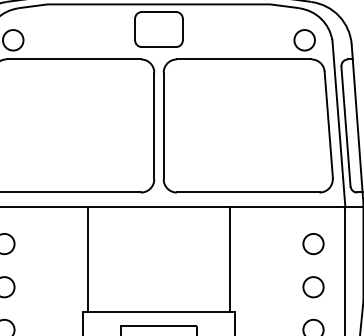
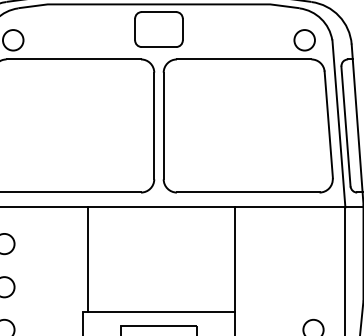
circle: present -> none (313, 244)
line position: (230, 259) -> (235, 259) (235, 259)
circle: present -> none (313, 287)
